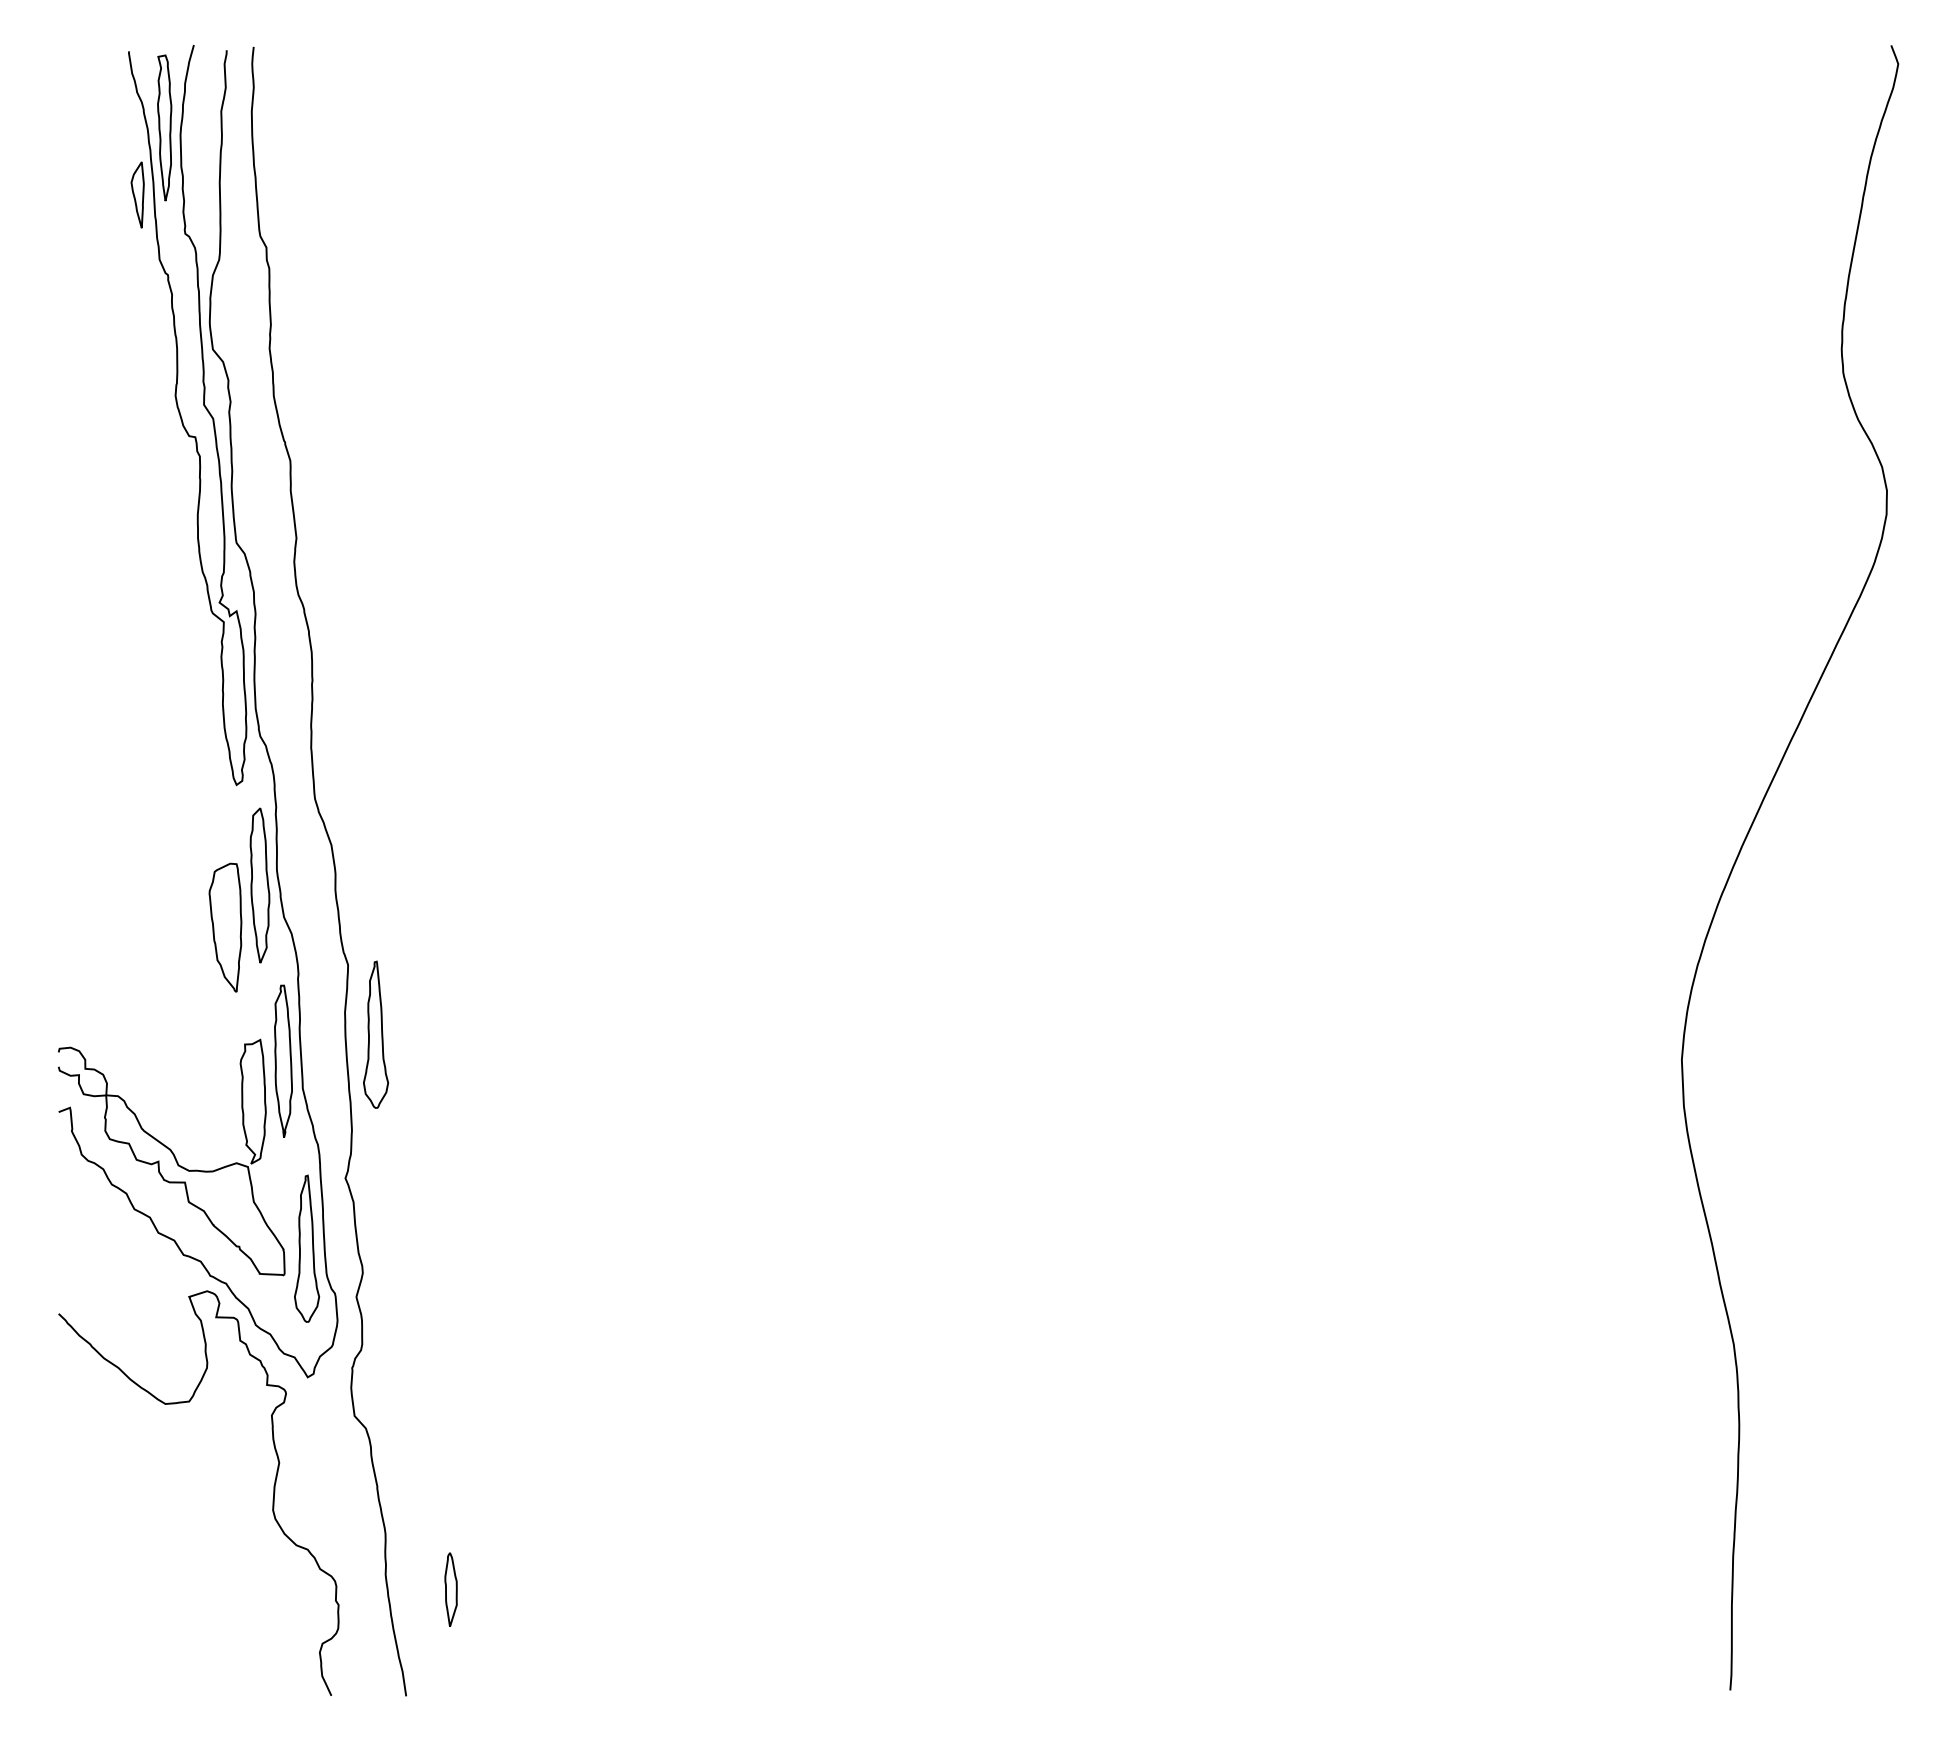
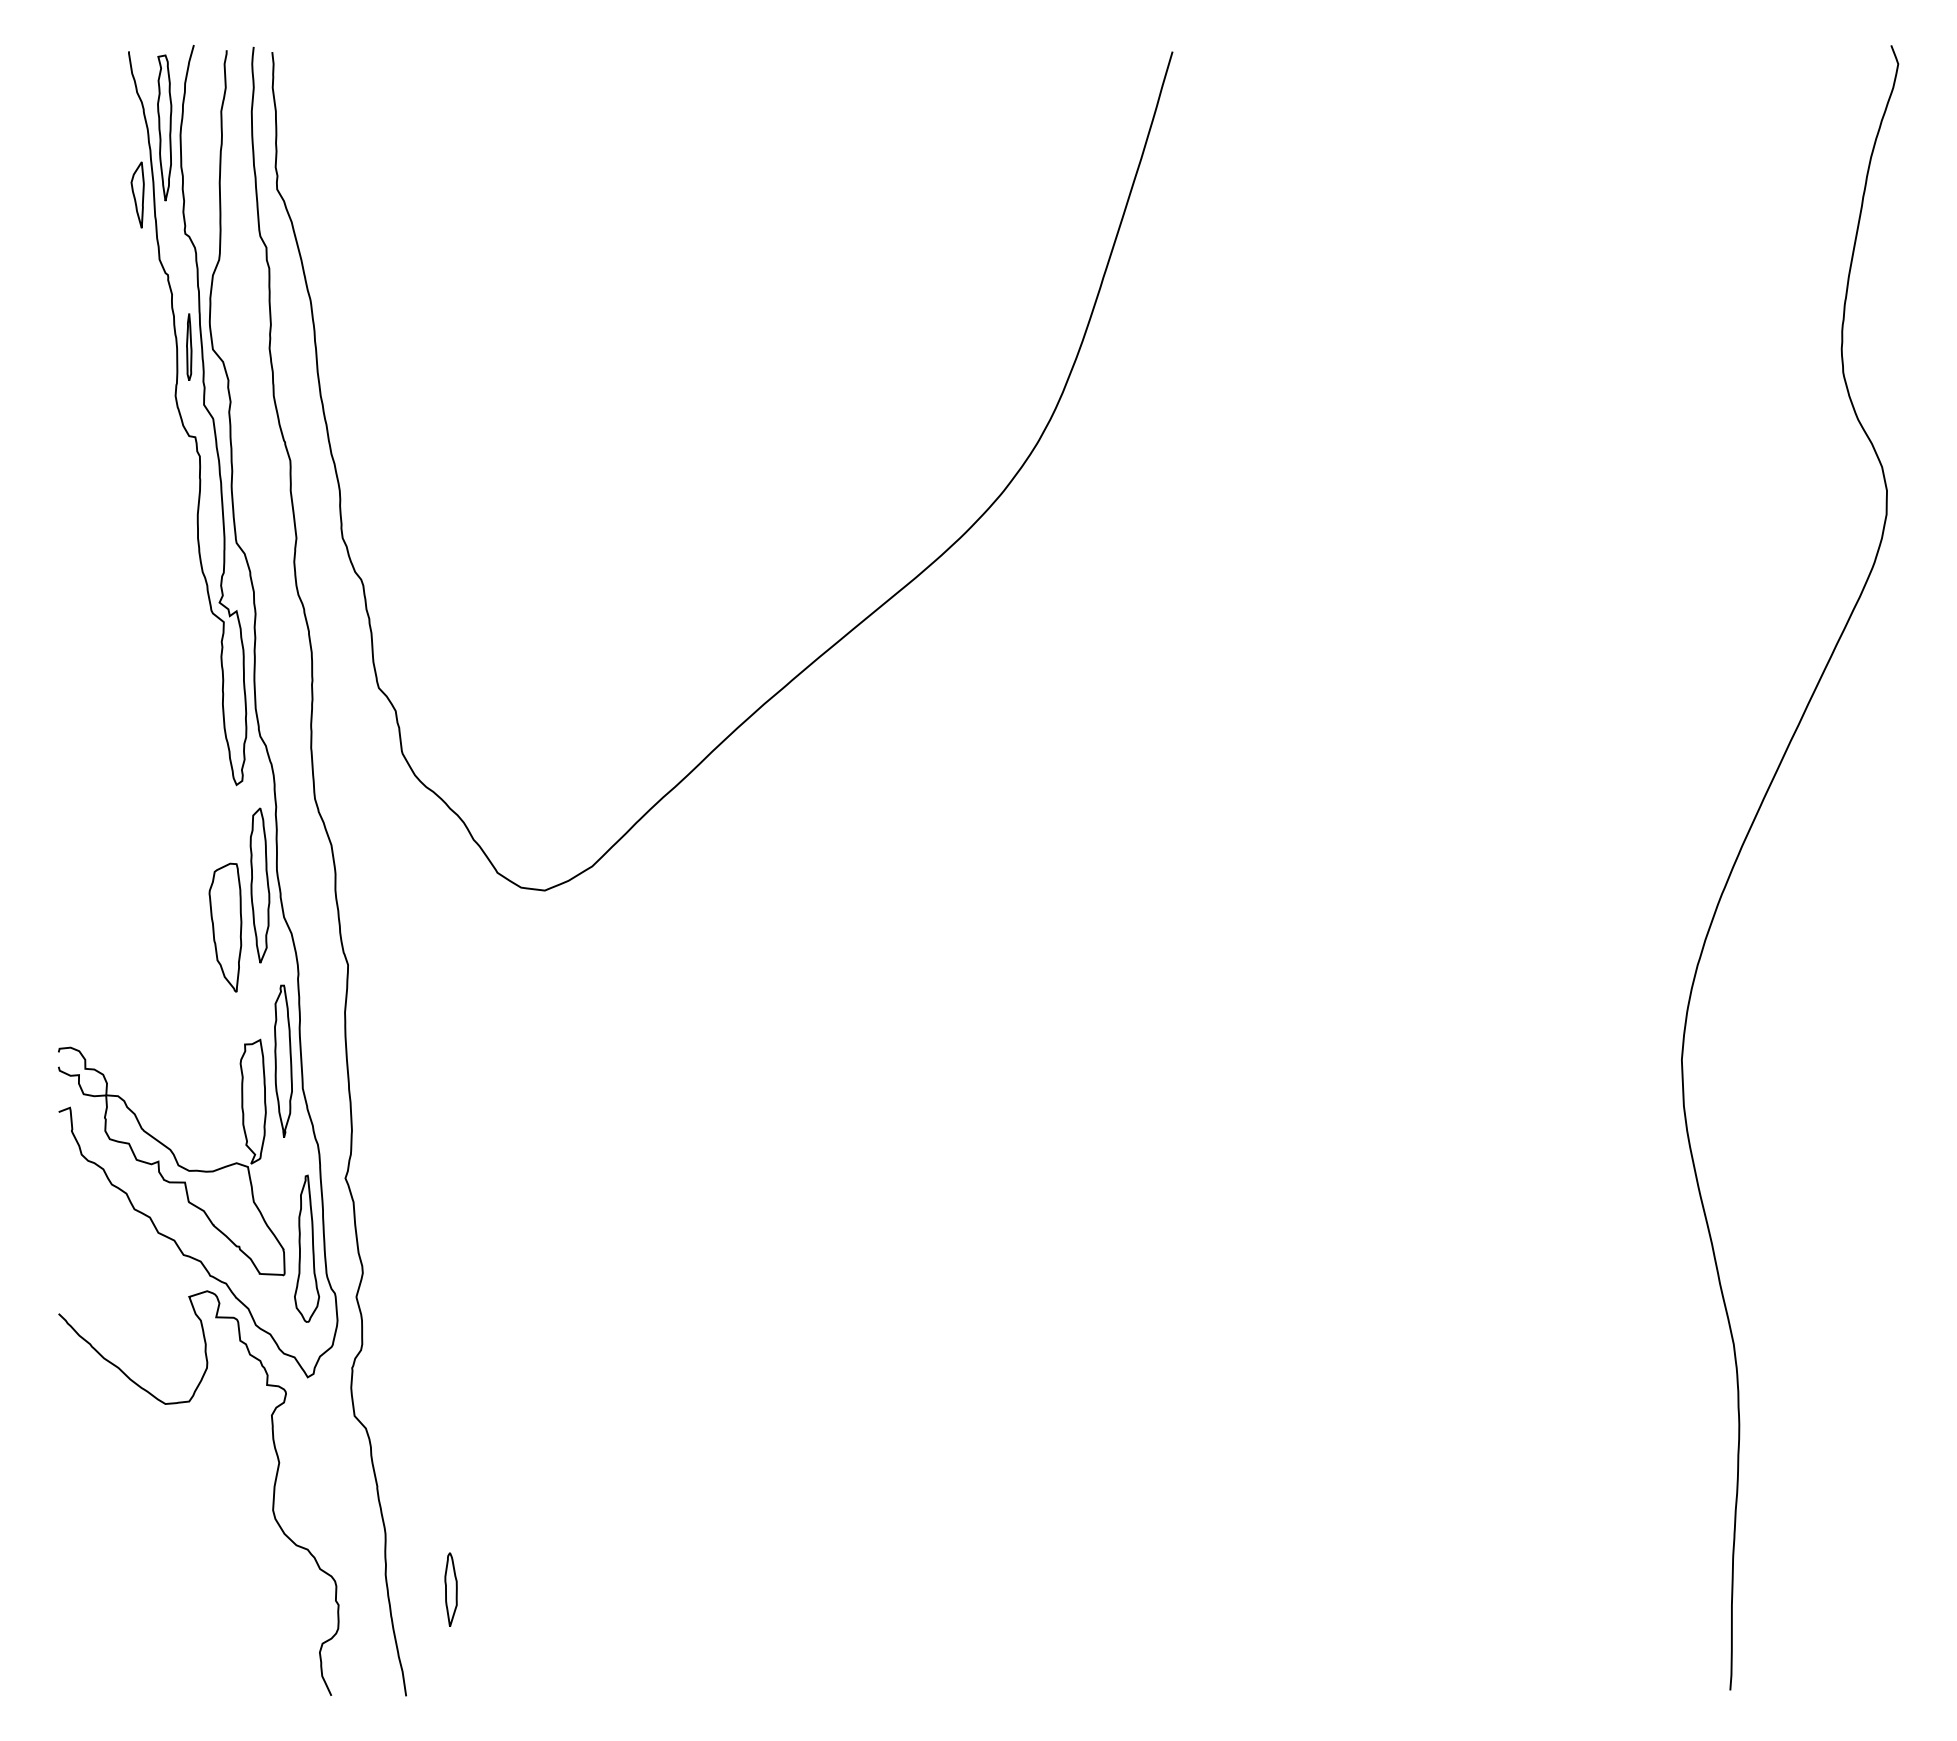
part: none -> present (189, 346)
curve: none -> present (854, 626)
part: present -> none (375, 1034)
